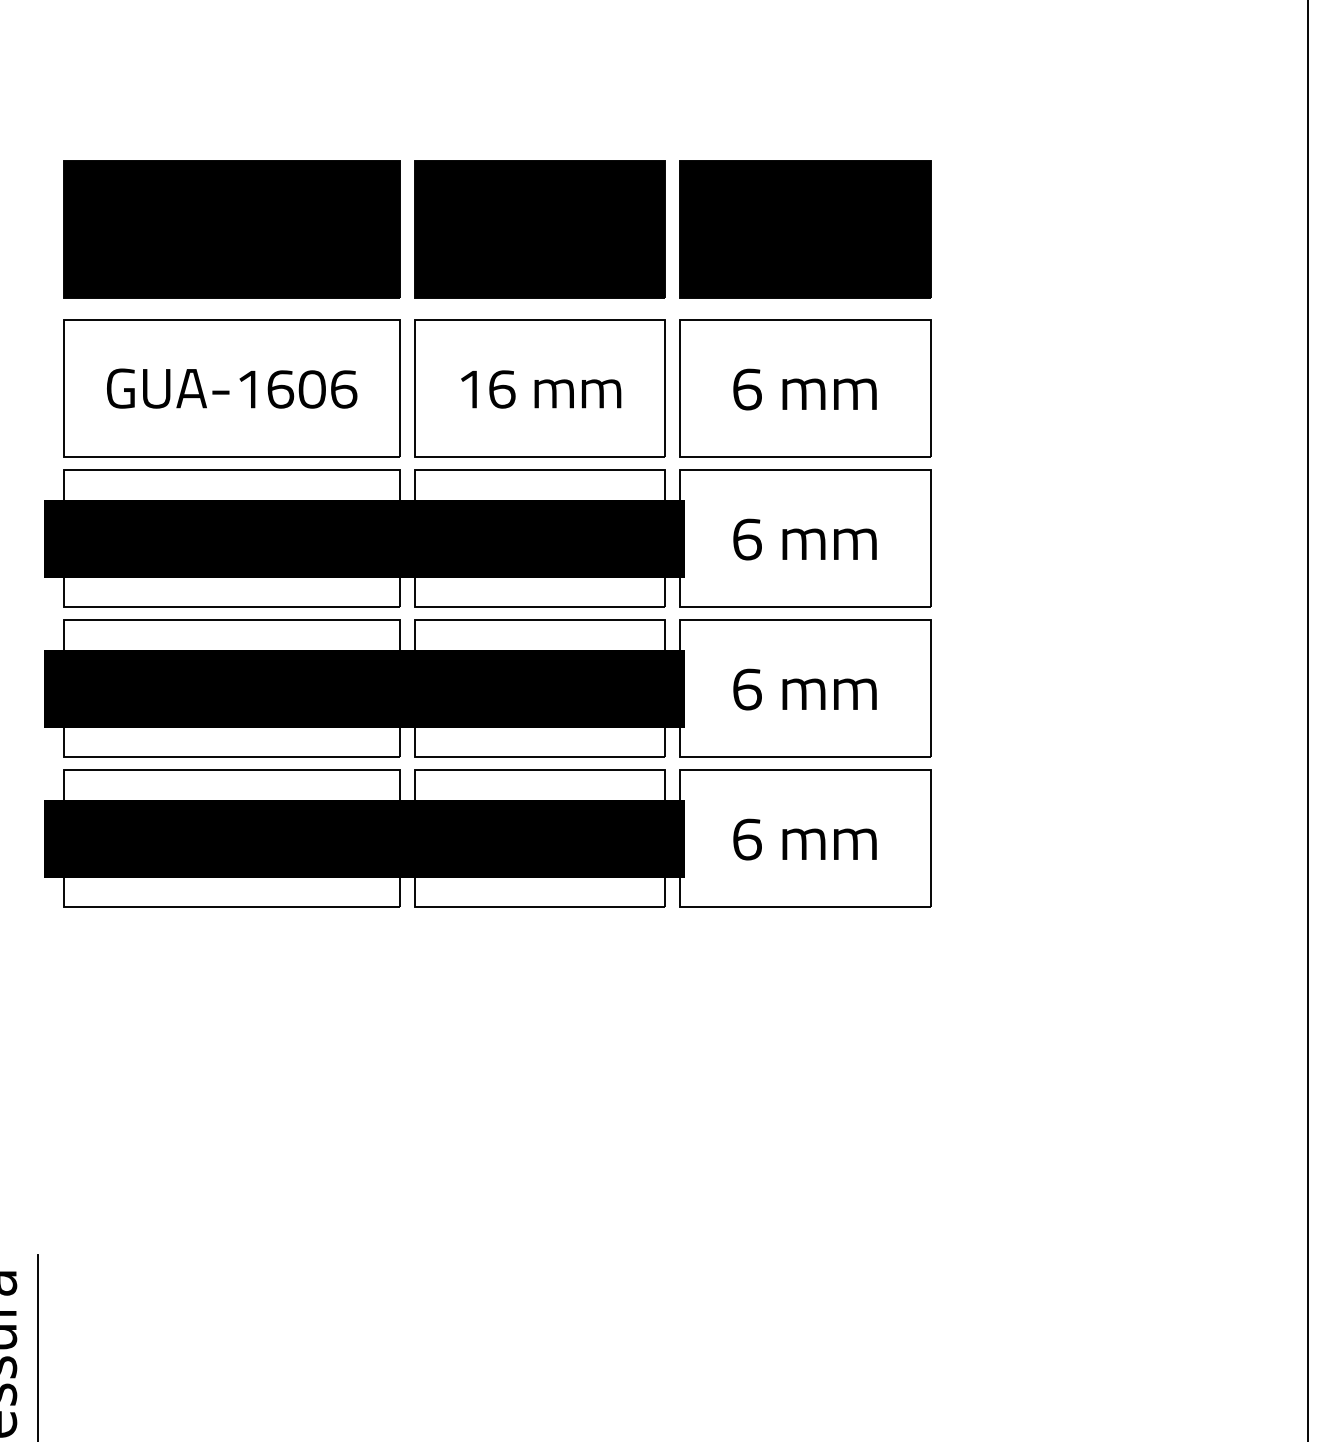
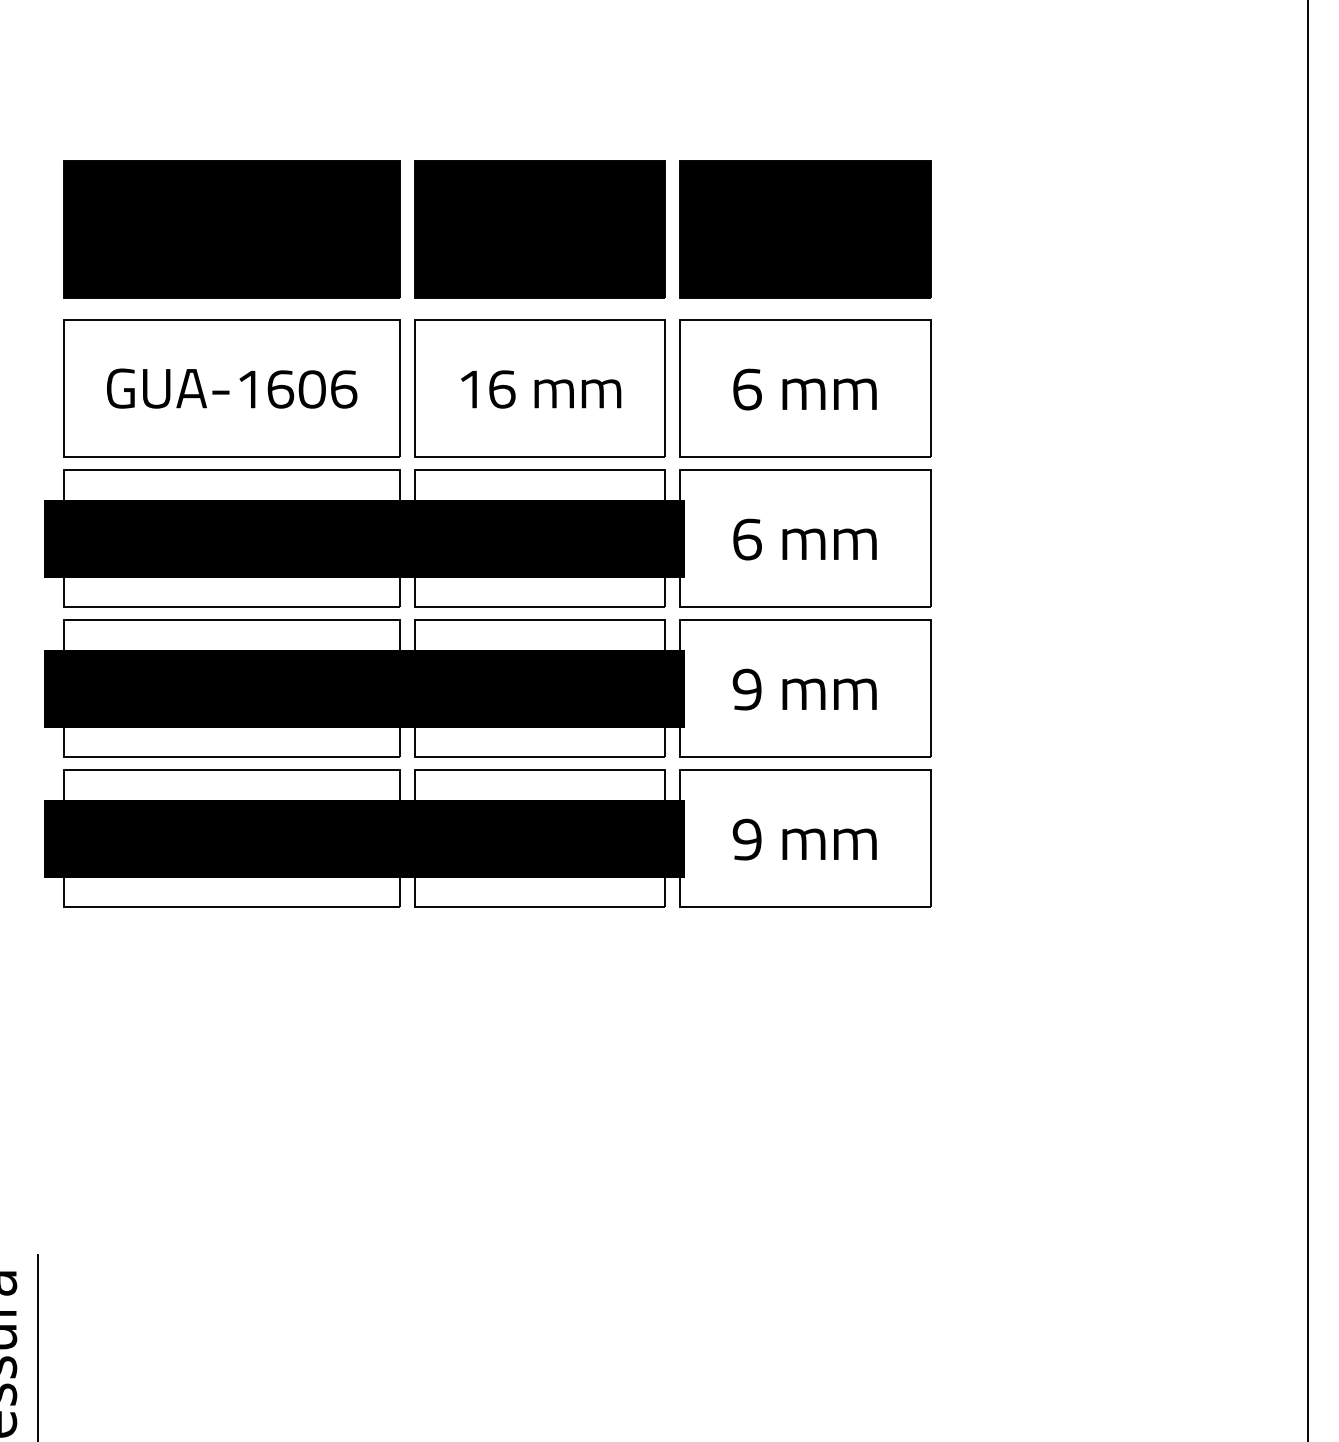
text: 6 -> 9 (746, 689)
text: 6 -> 9 (746, 839)
